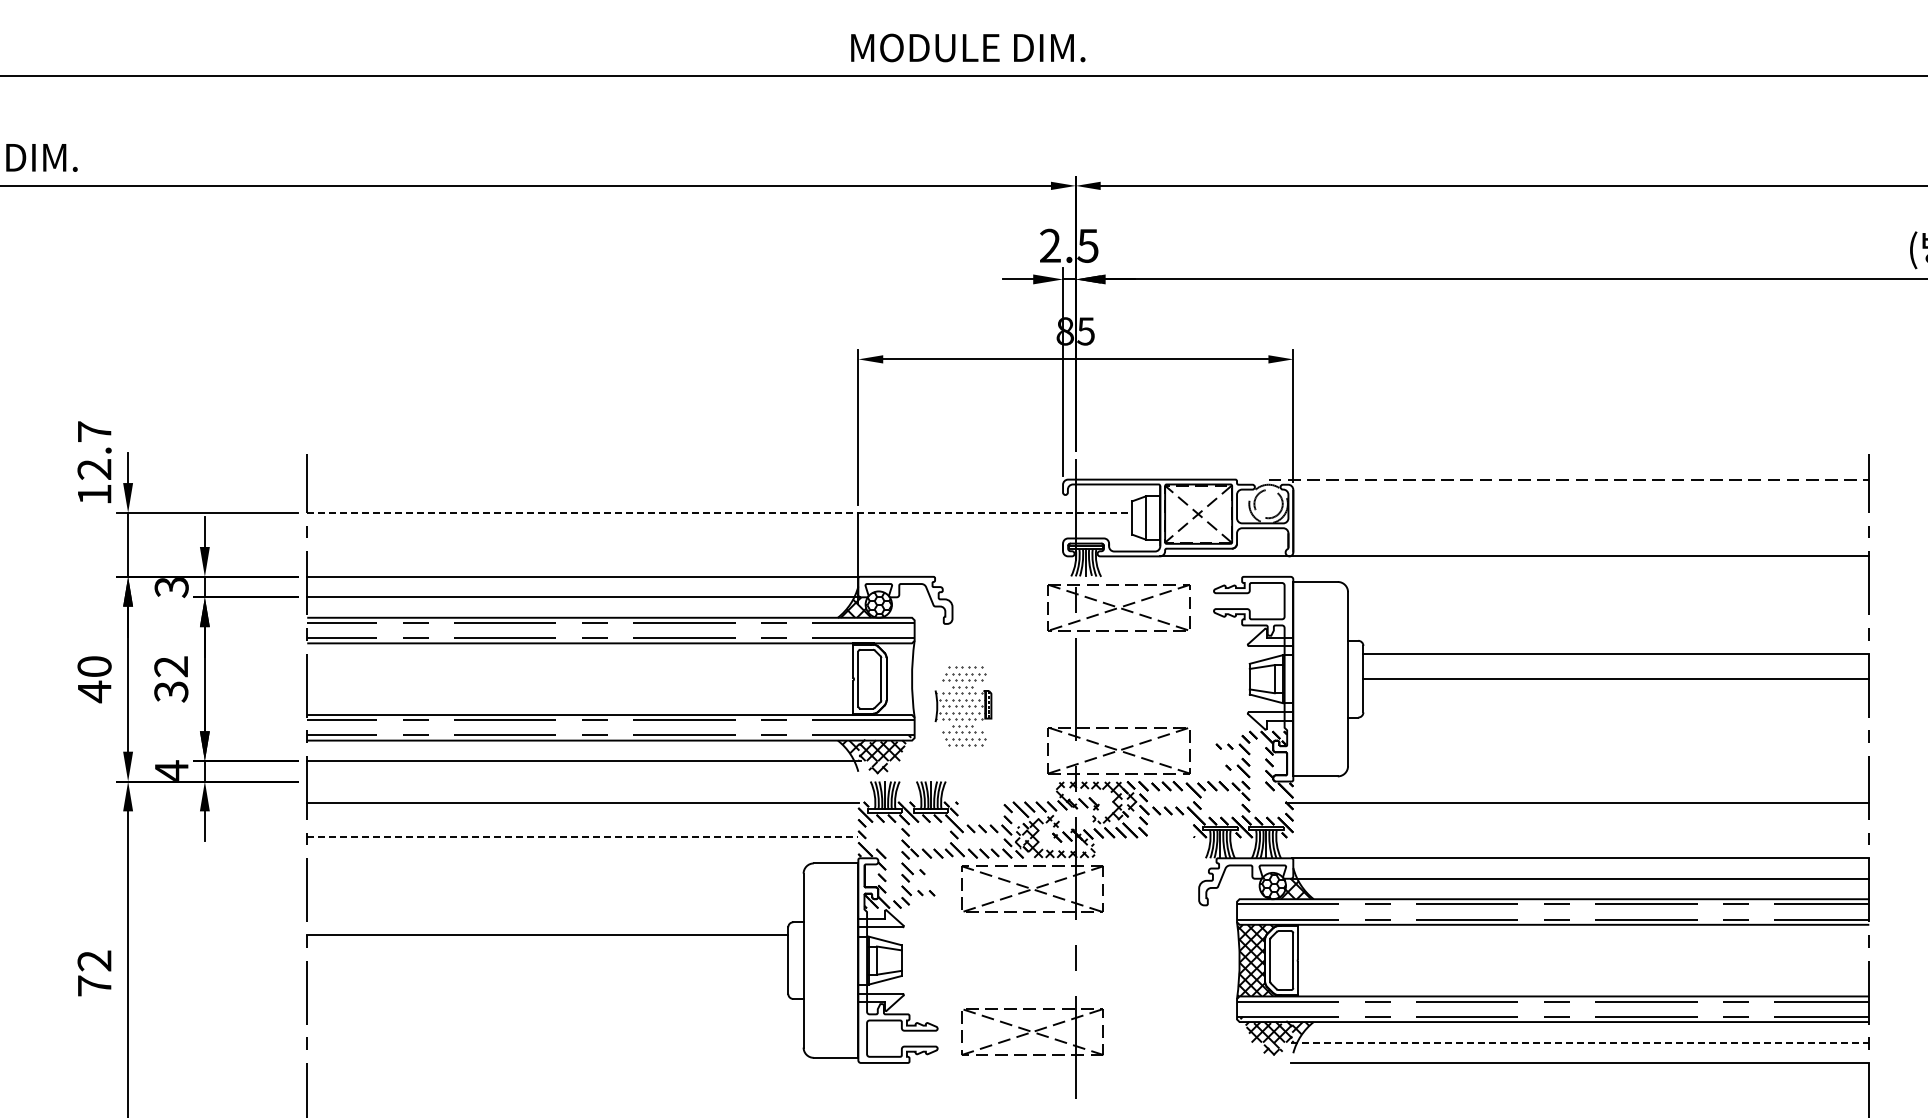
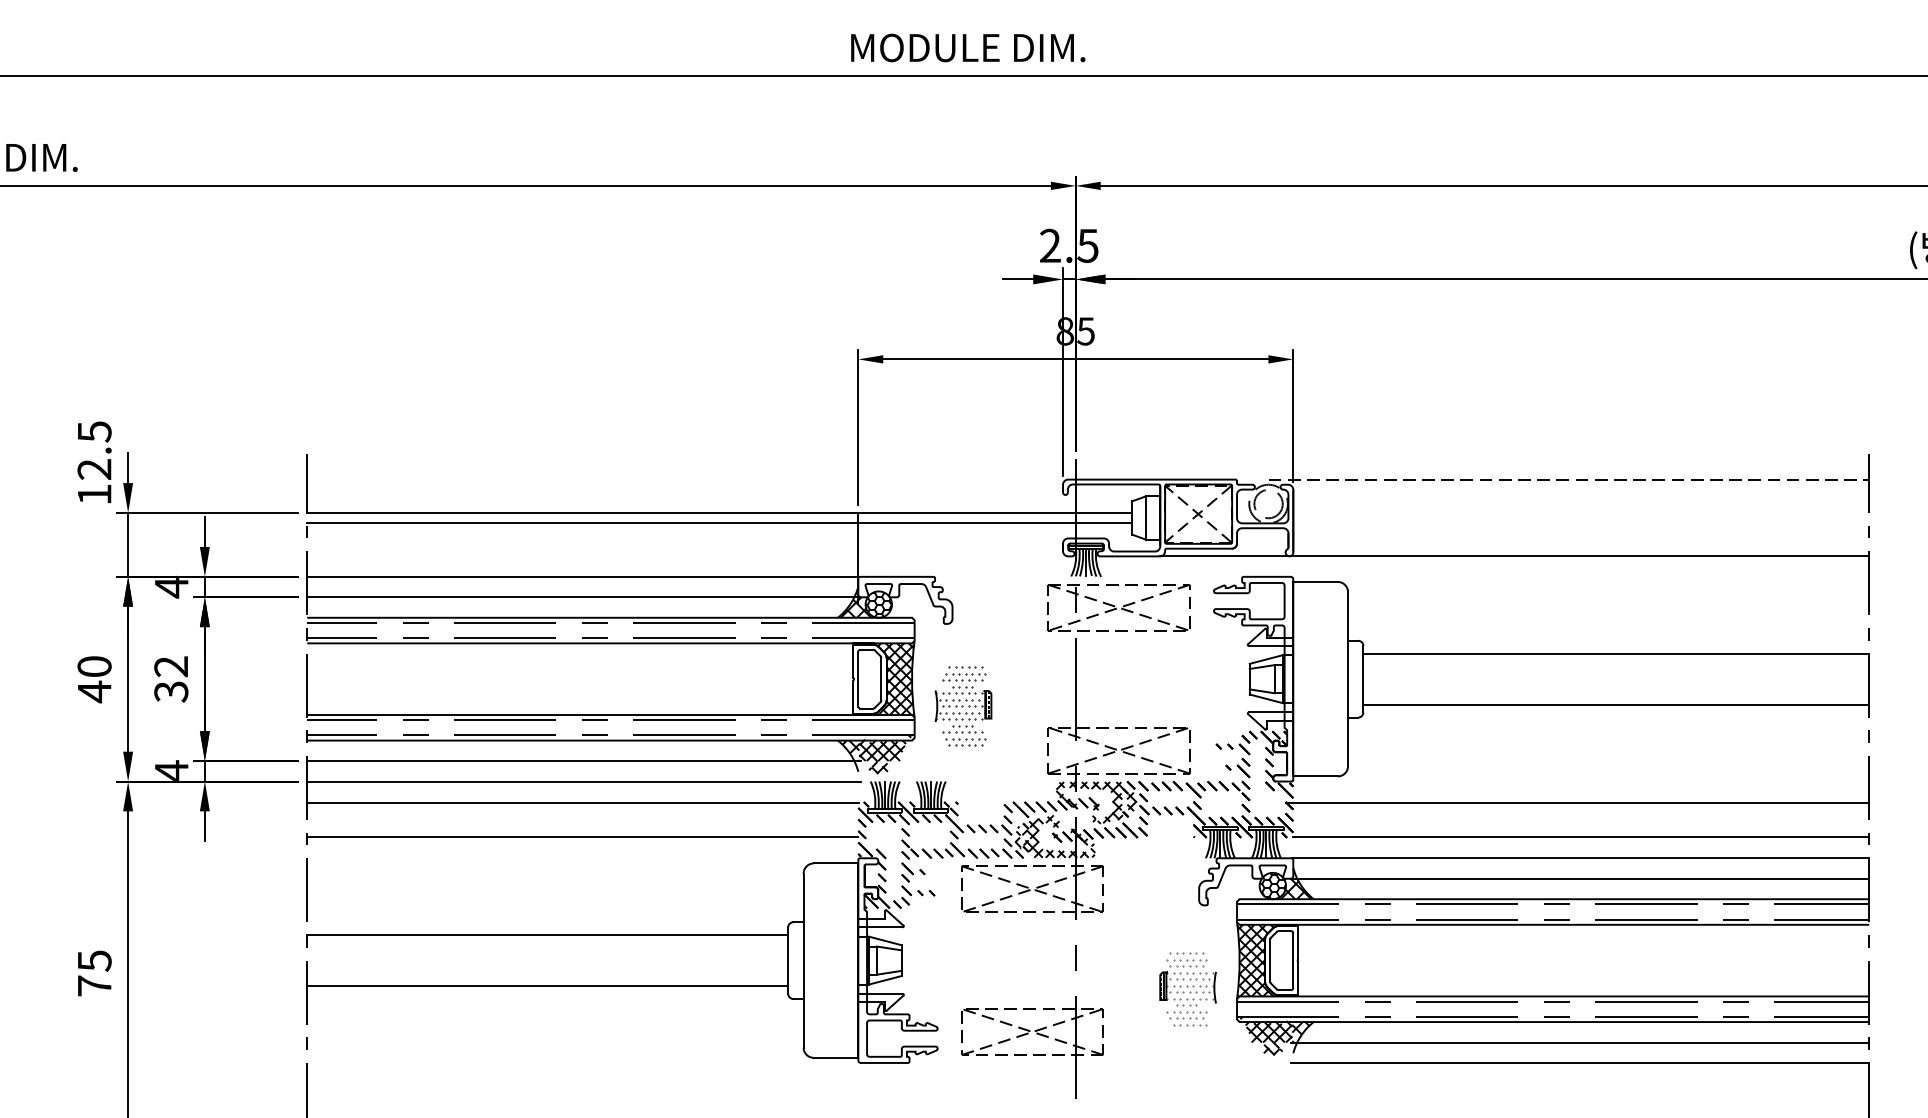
text: 12.7 -> 12.5 (94, 431)
line: dashed -> solid (720, 512)
line: none -> present (719, 523)
text: 3 -> 4 (171, 588)
line position: (1616, 678) -> (1616, 704) (1616, 704)
hatch: none -> present (894, 679)
line: none -> present (583, 781)
line: dashed -> solid (582, 836)
line: none -> present (1580, 836)
text: 72 -> 75 (94, 960)
line: none -> present (547, 986)
part: none -> present (1187, 989)
line: dashed -> solid (1580, 1042)
